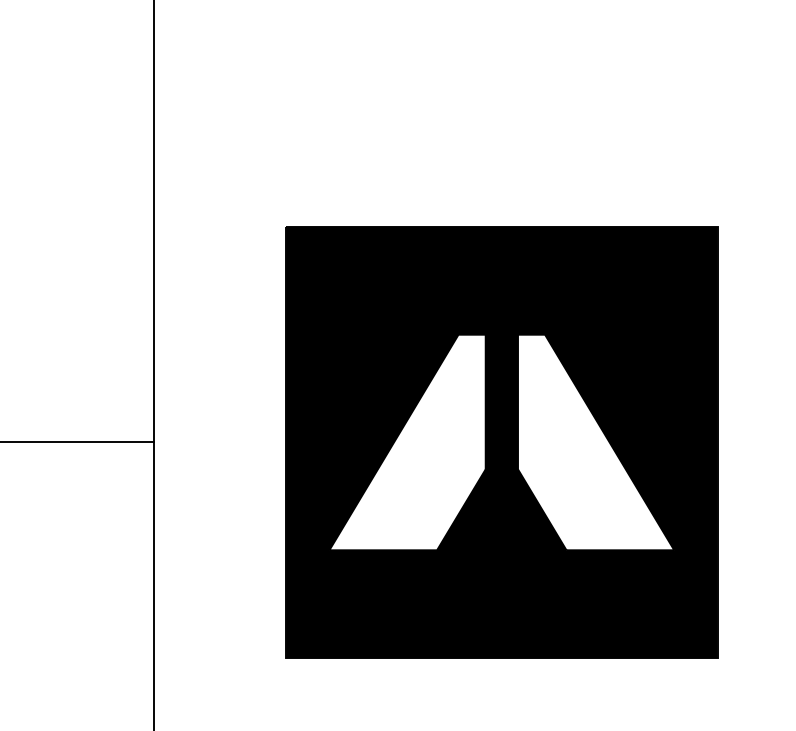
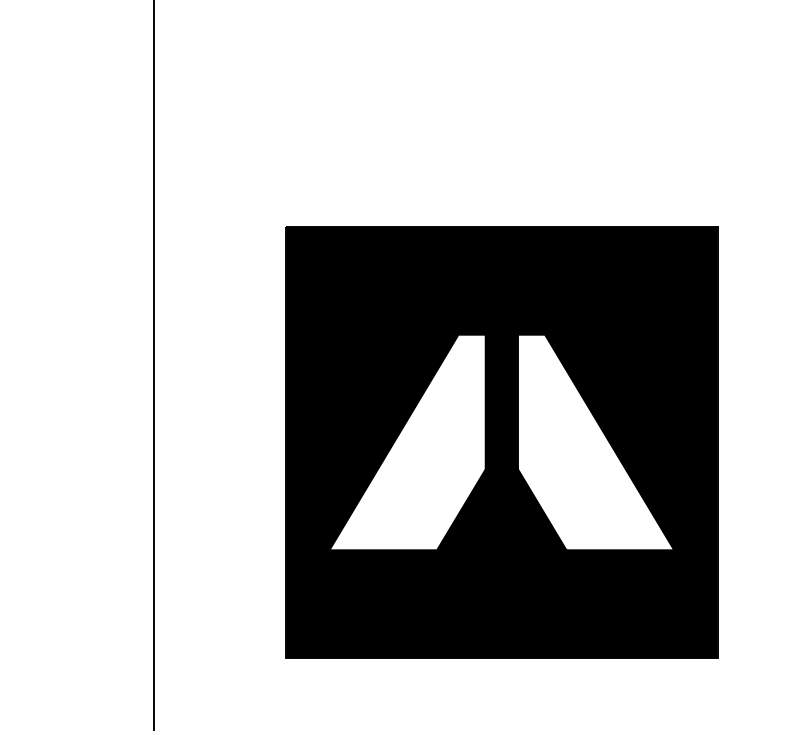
line: present -> none (78, 442)
